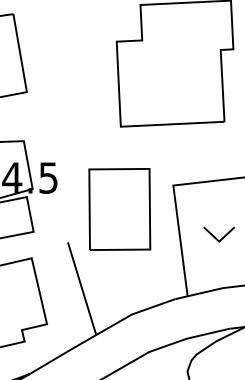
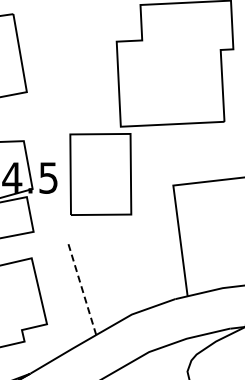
part position: (119, 209) -> (100, 174) (100, 174)
part: present -> none (218, 234)
line: solid -> dashed (81, 288)
